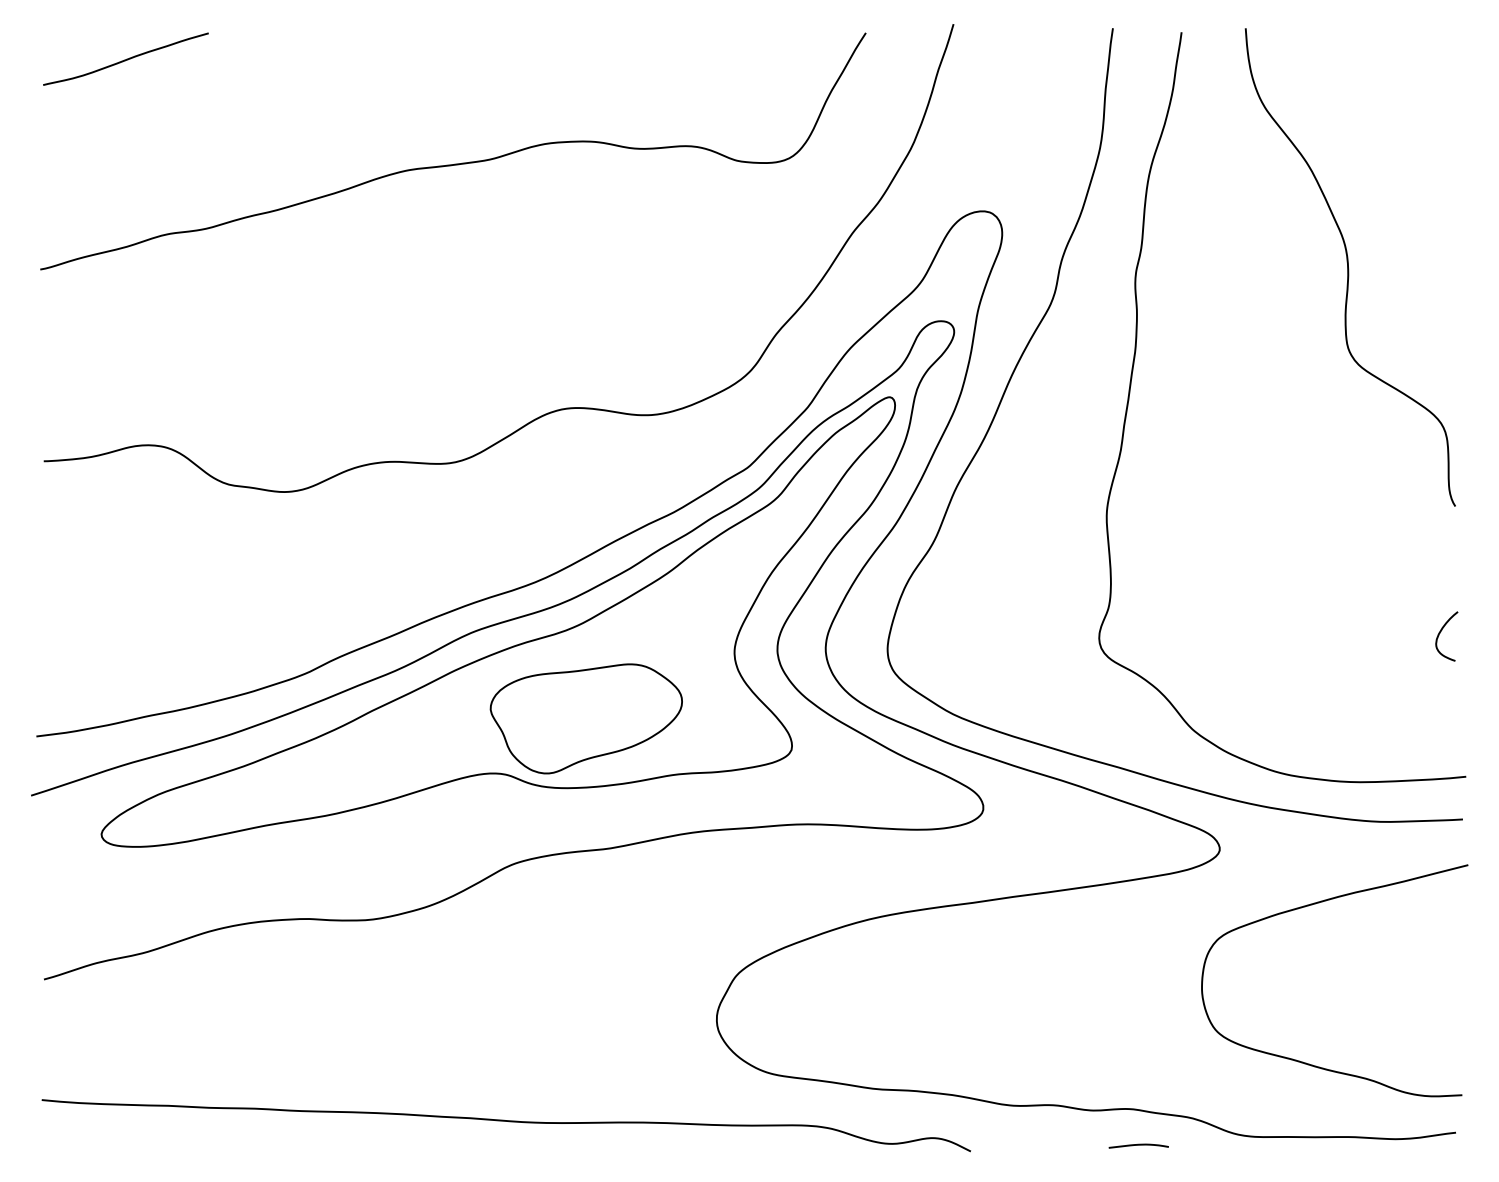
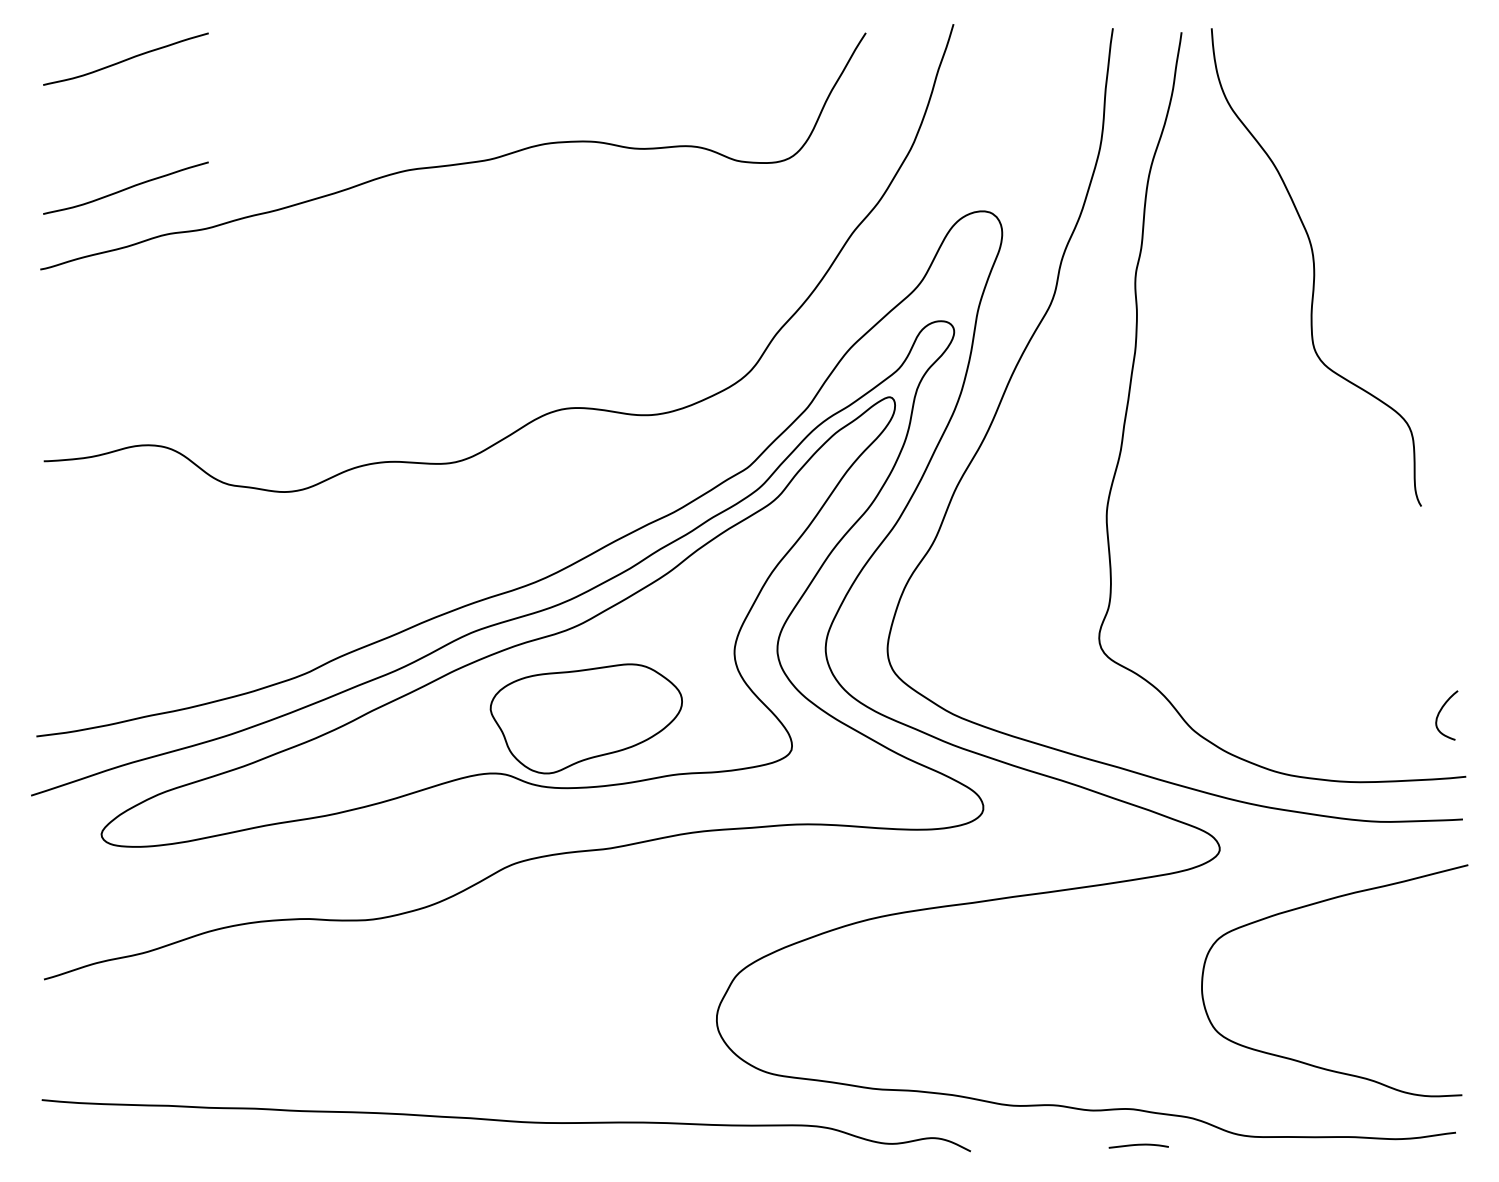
curve: none -> present (126, 187)
curve position: (1348, 267) -> (1314, 267) (1314, 267)
curve position: (1440, 633) -> (1440, 712) (1440, 712)
